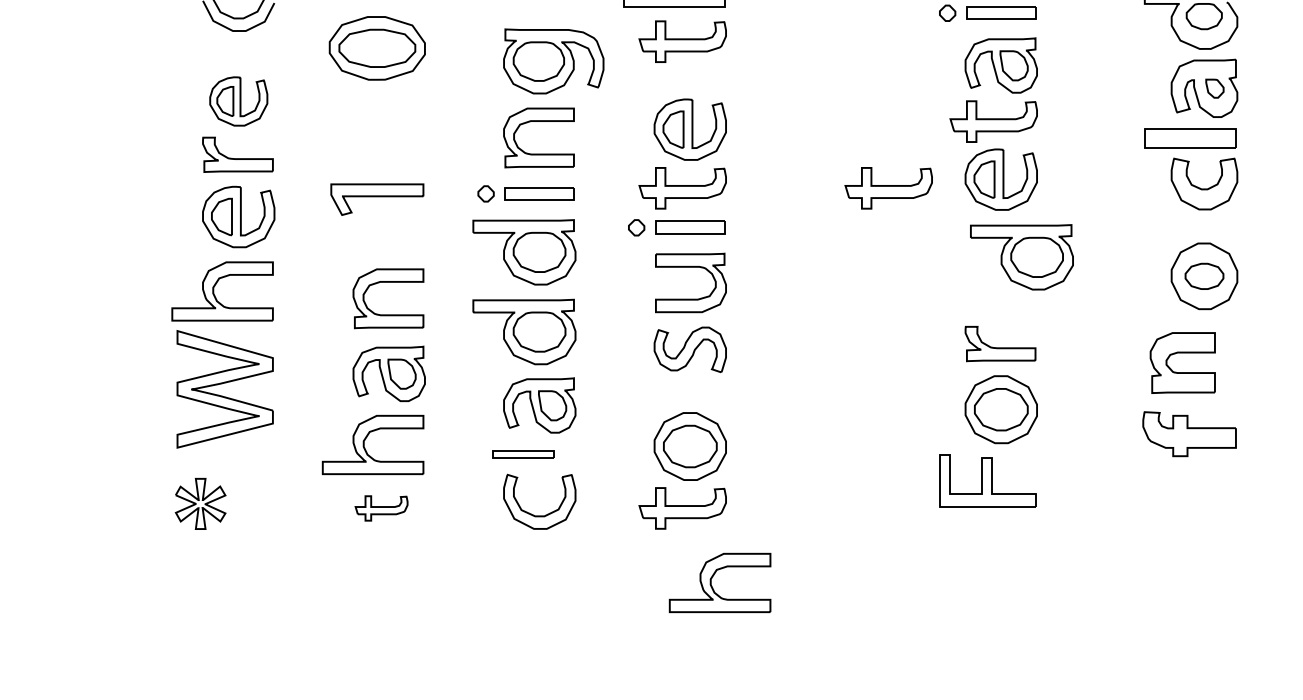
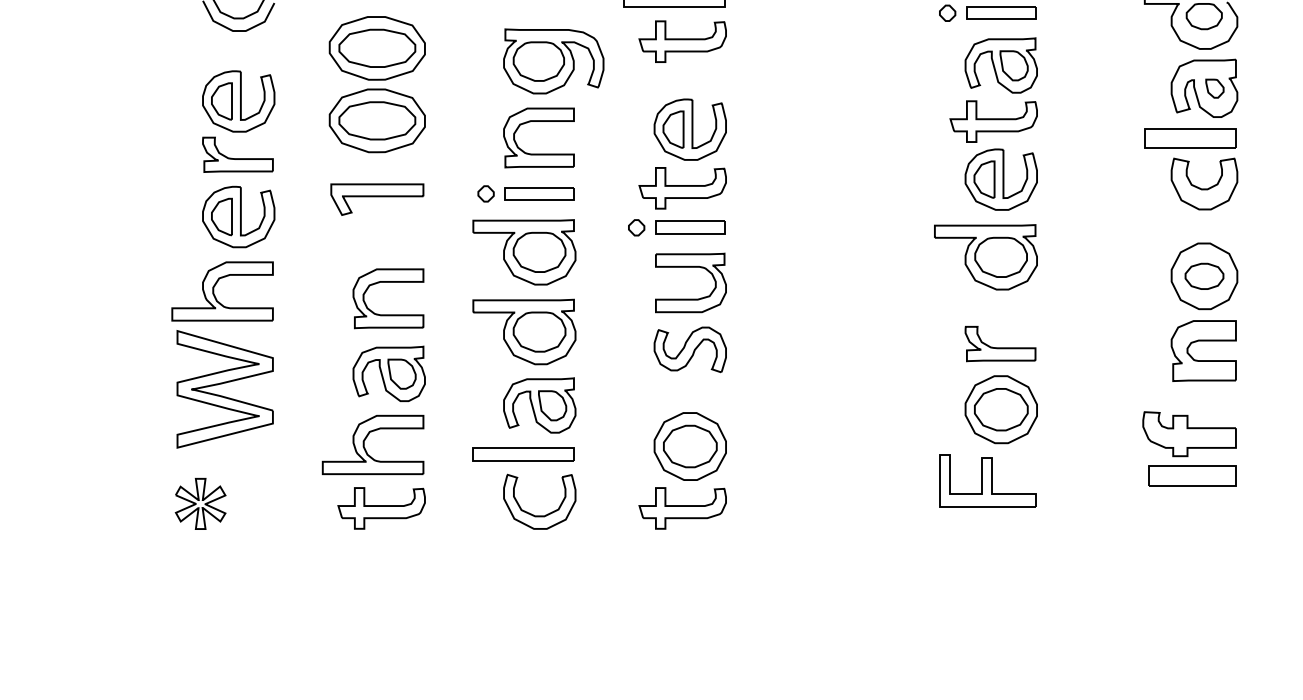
part size: 60x51 px -> 74x63 px (238, 101)
part: none -> present (376, 120)
part: present -> none (888, 188)
part position: (1021, 257) -> (985, 257) (985, 257)
part position: (1182, 353) -> (1203, 341) (1203, 341)
part size: 63x9 px -> 103x15 px (523, 454)
part: none -> present (1192, 475)
part size: 55x27 px -> 89x43 px (381, 508)
part: present -> none (712, 585)
